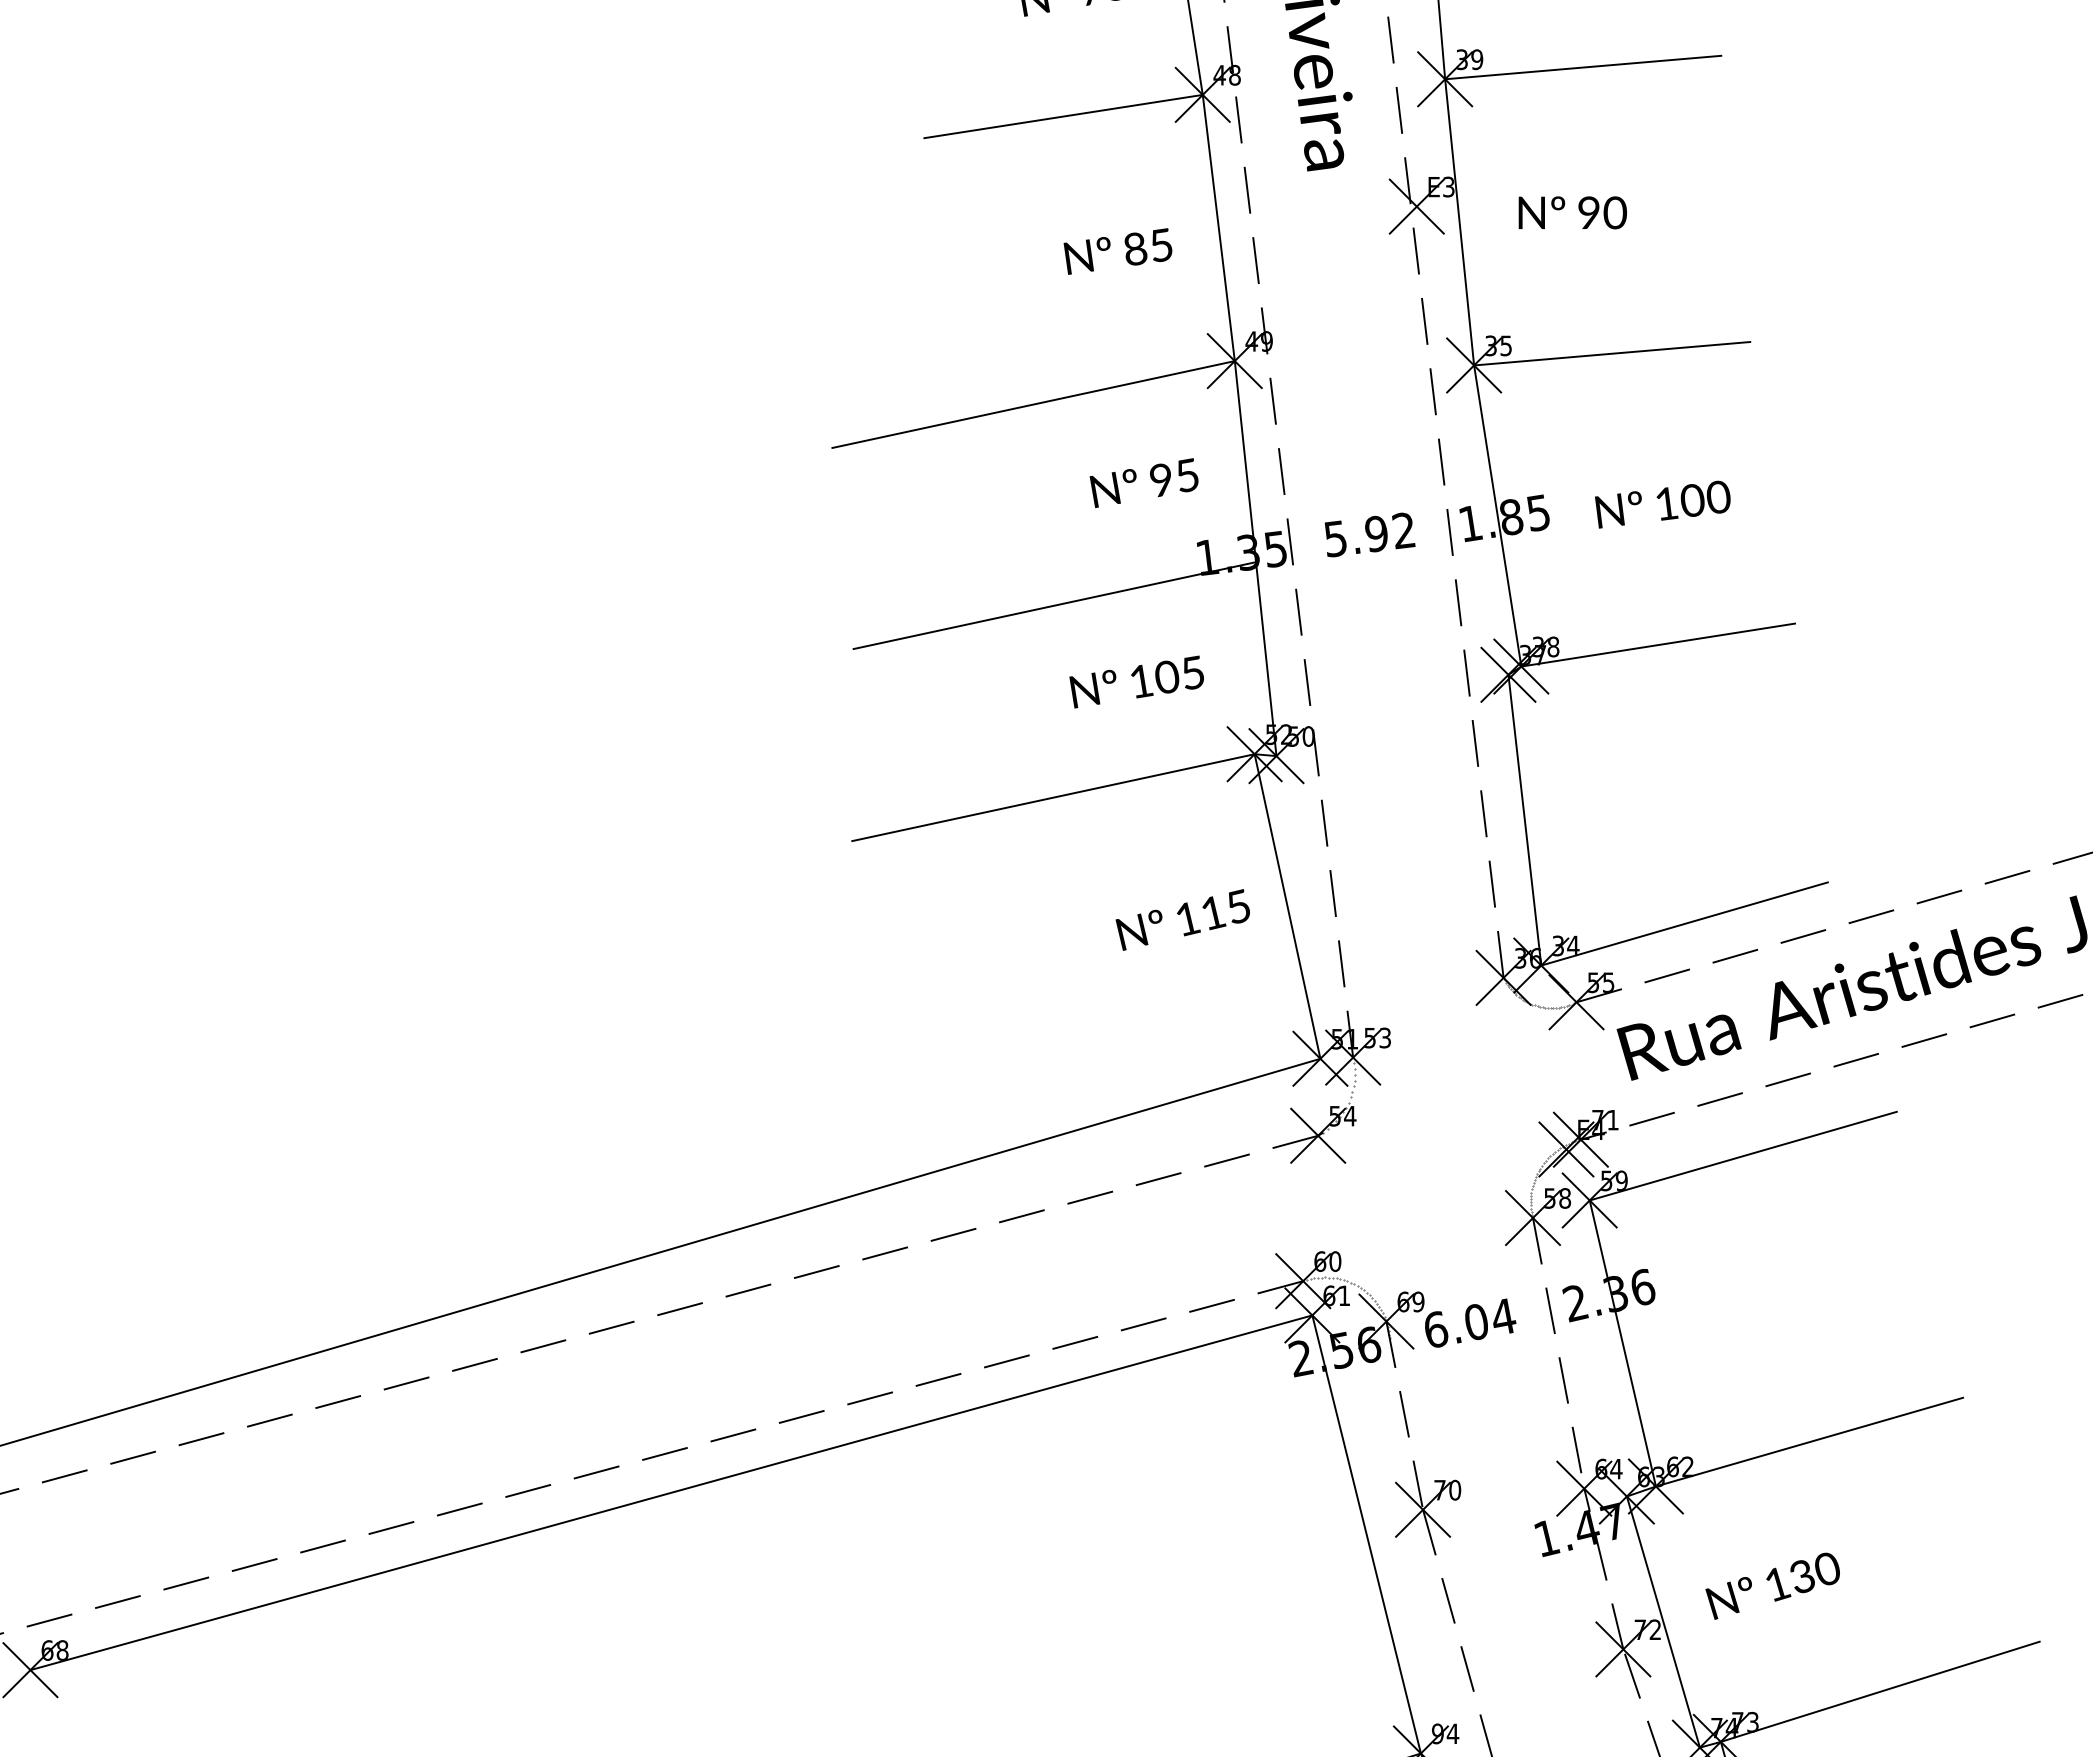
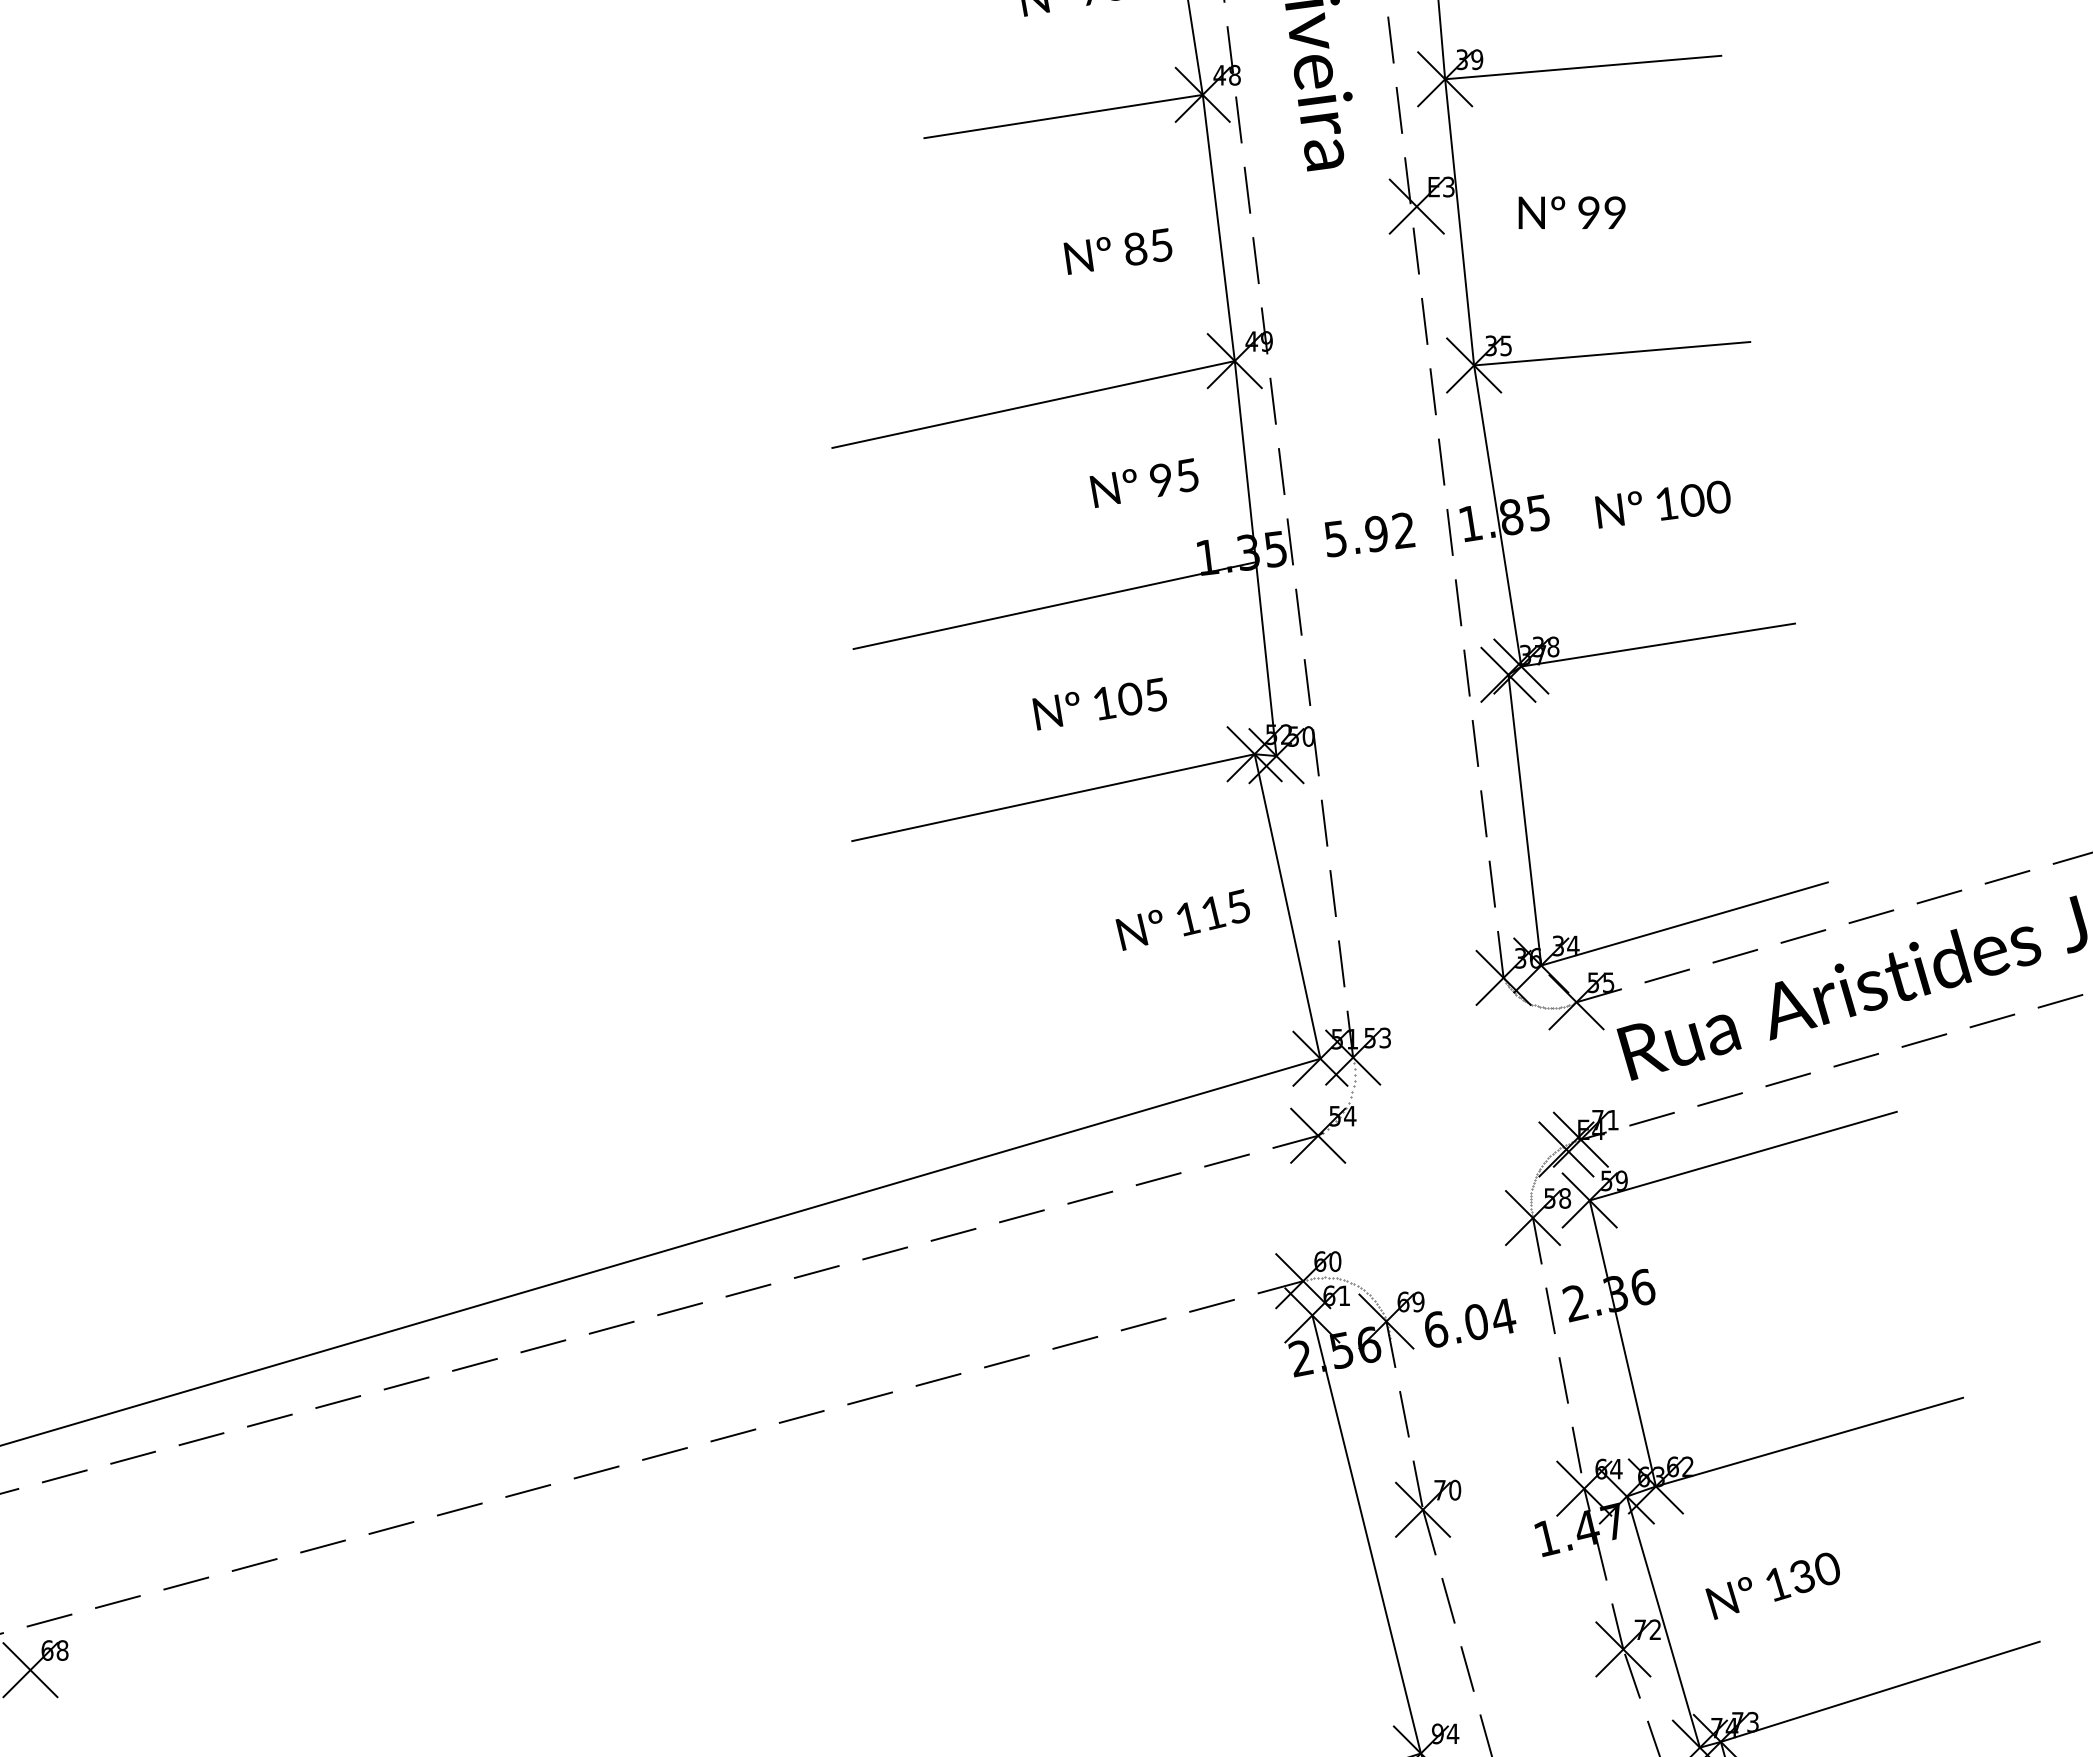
text: 90 -> 99 (1615, 213)
text position: (1136, 681) -> (1099, 703) (1099, 703)
line: present -> none (671, 1492)
